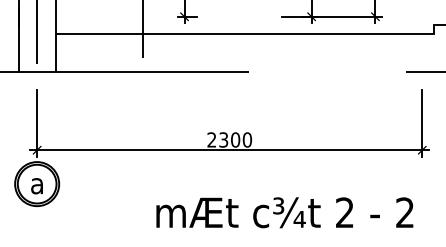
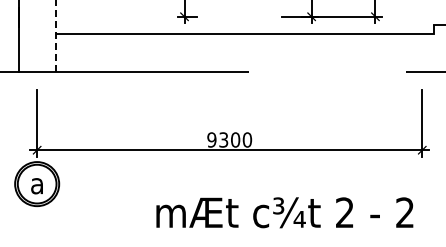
line: present -> none (142, 29)
line: present -> none (37, 32)
line: solid -> dashed (55, 35)
text: 2300 -> 9300 (211, 139)
